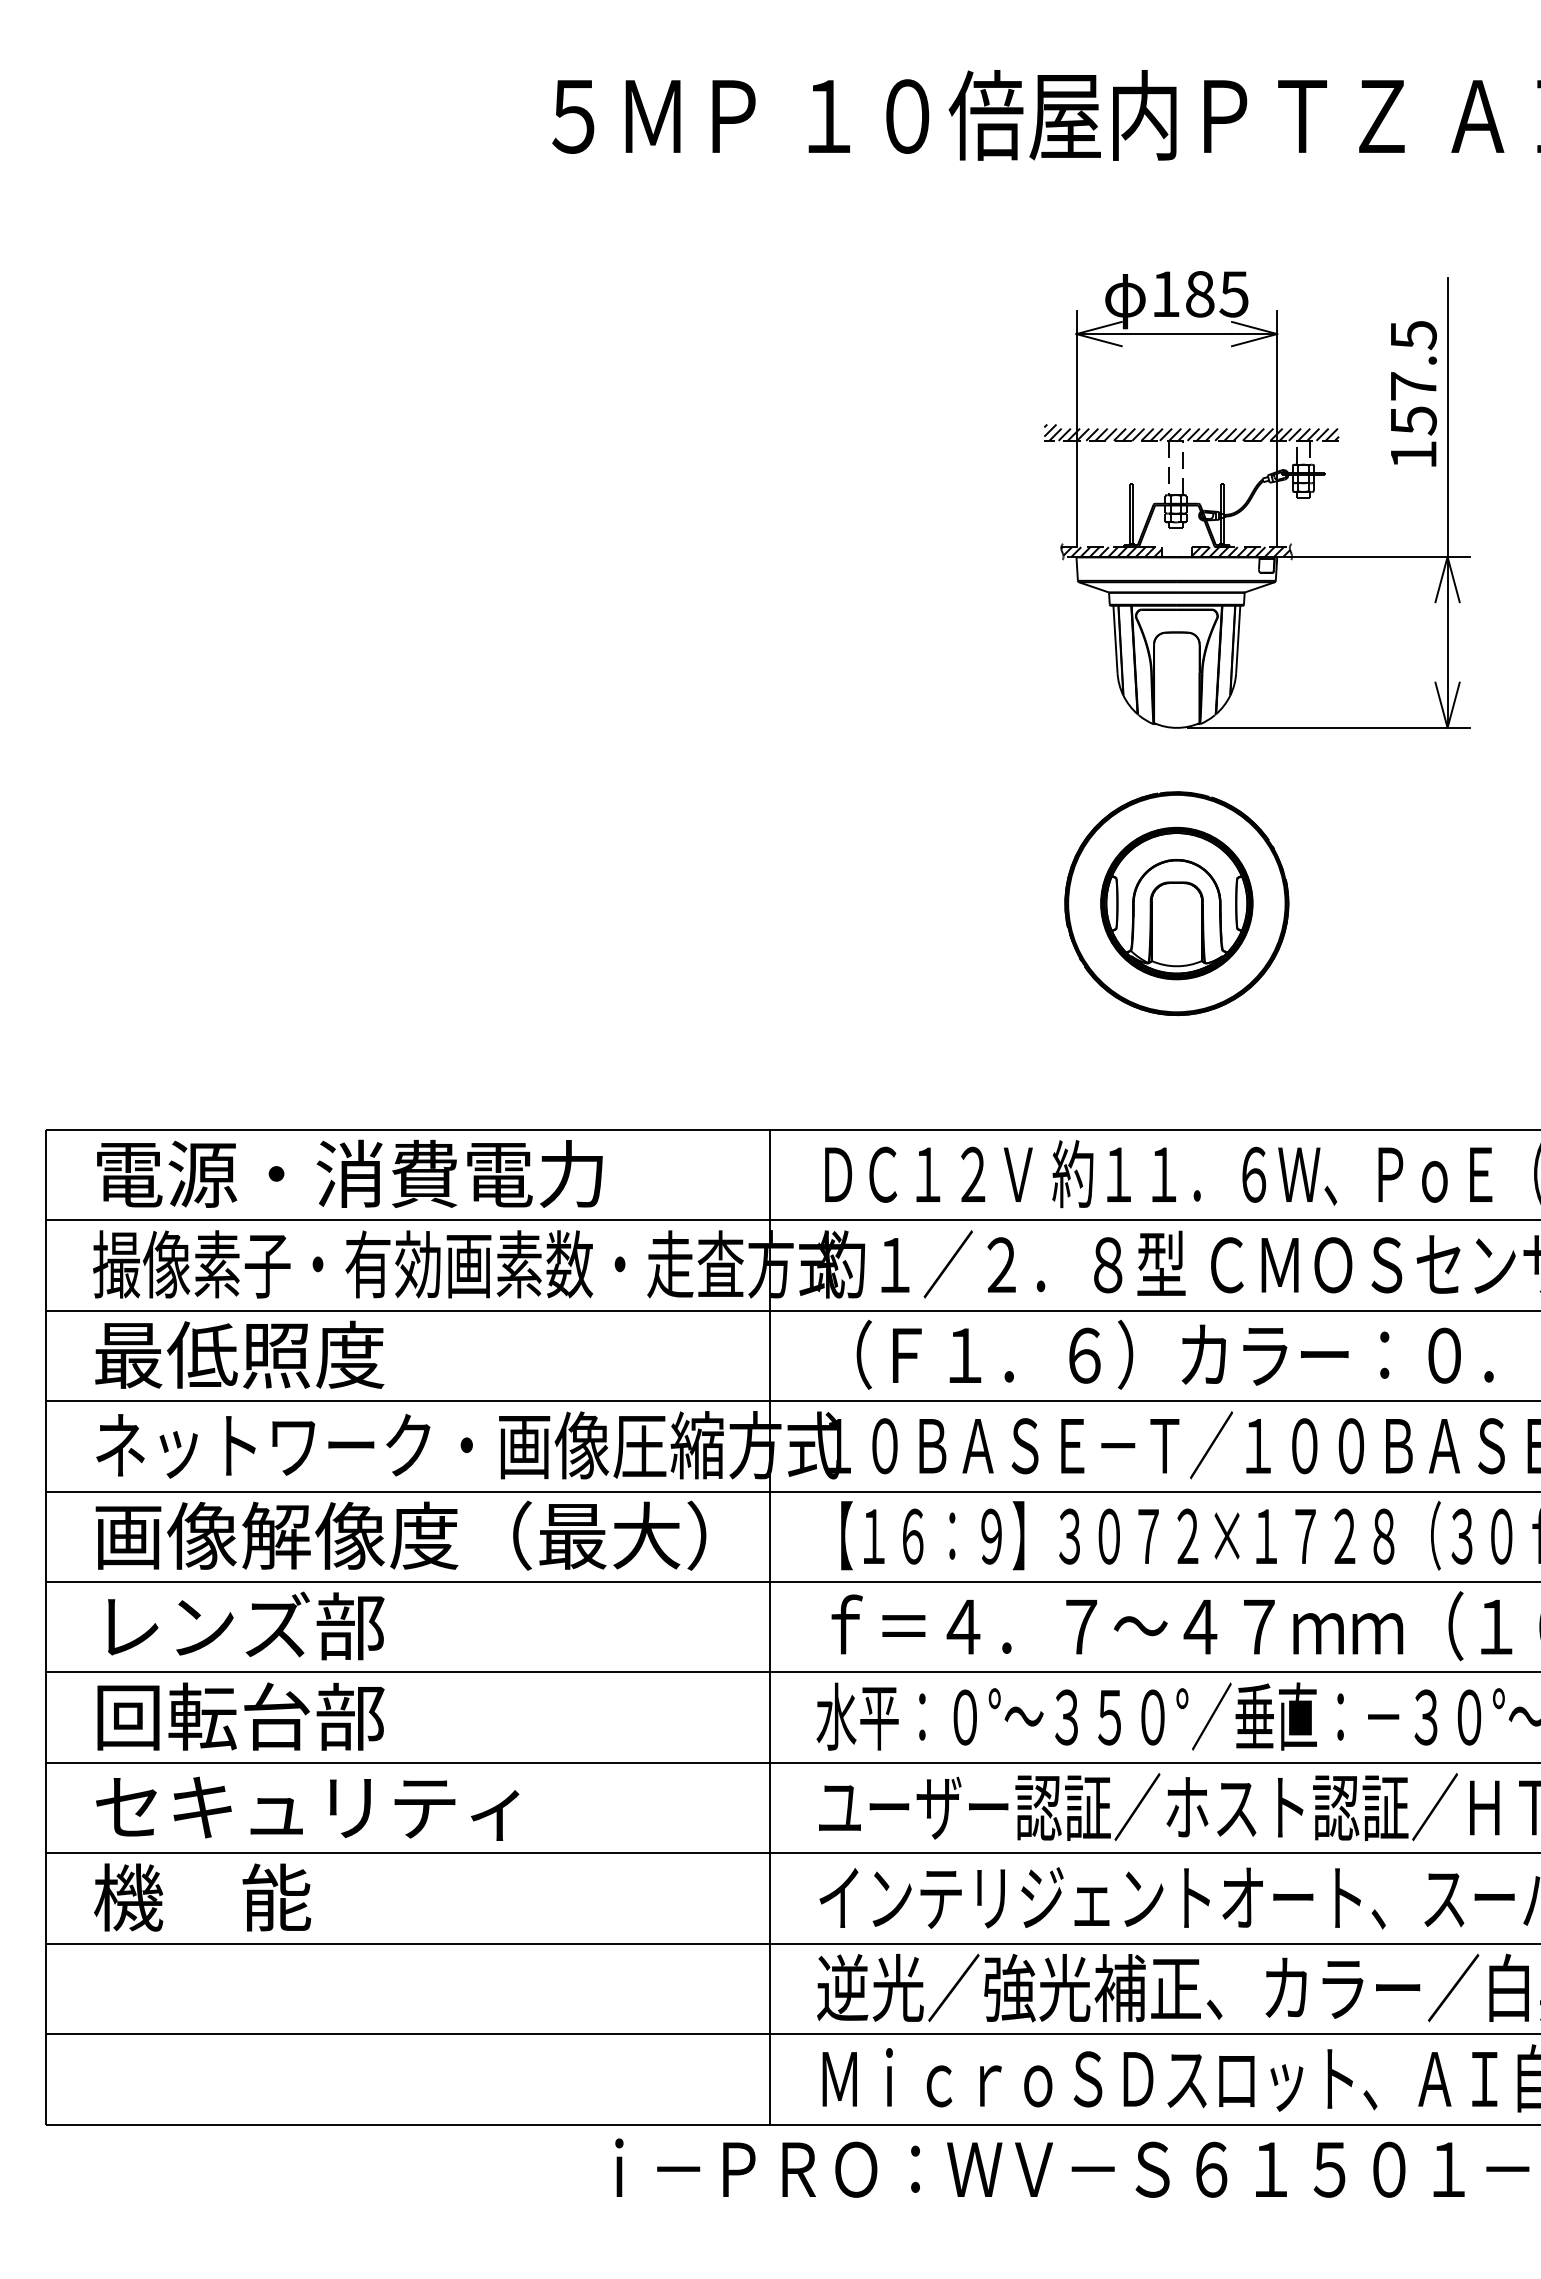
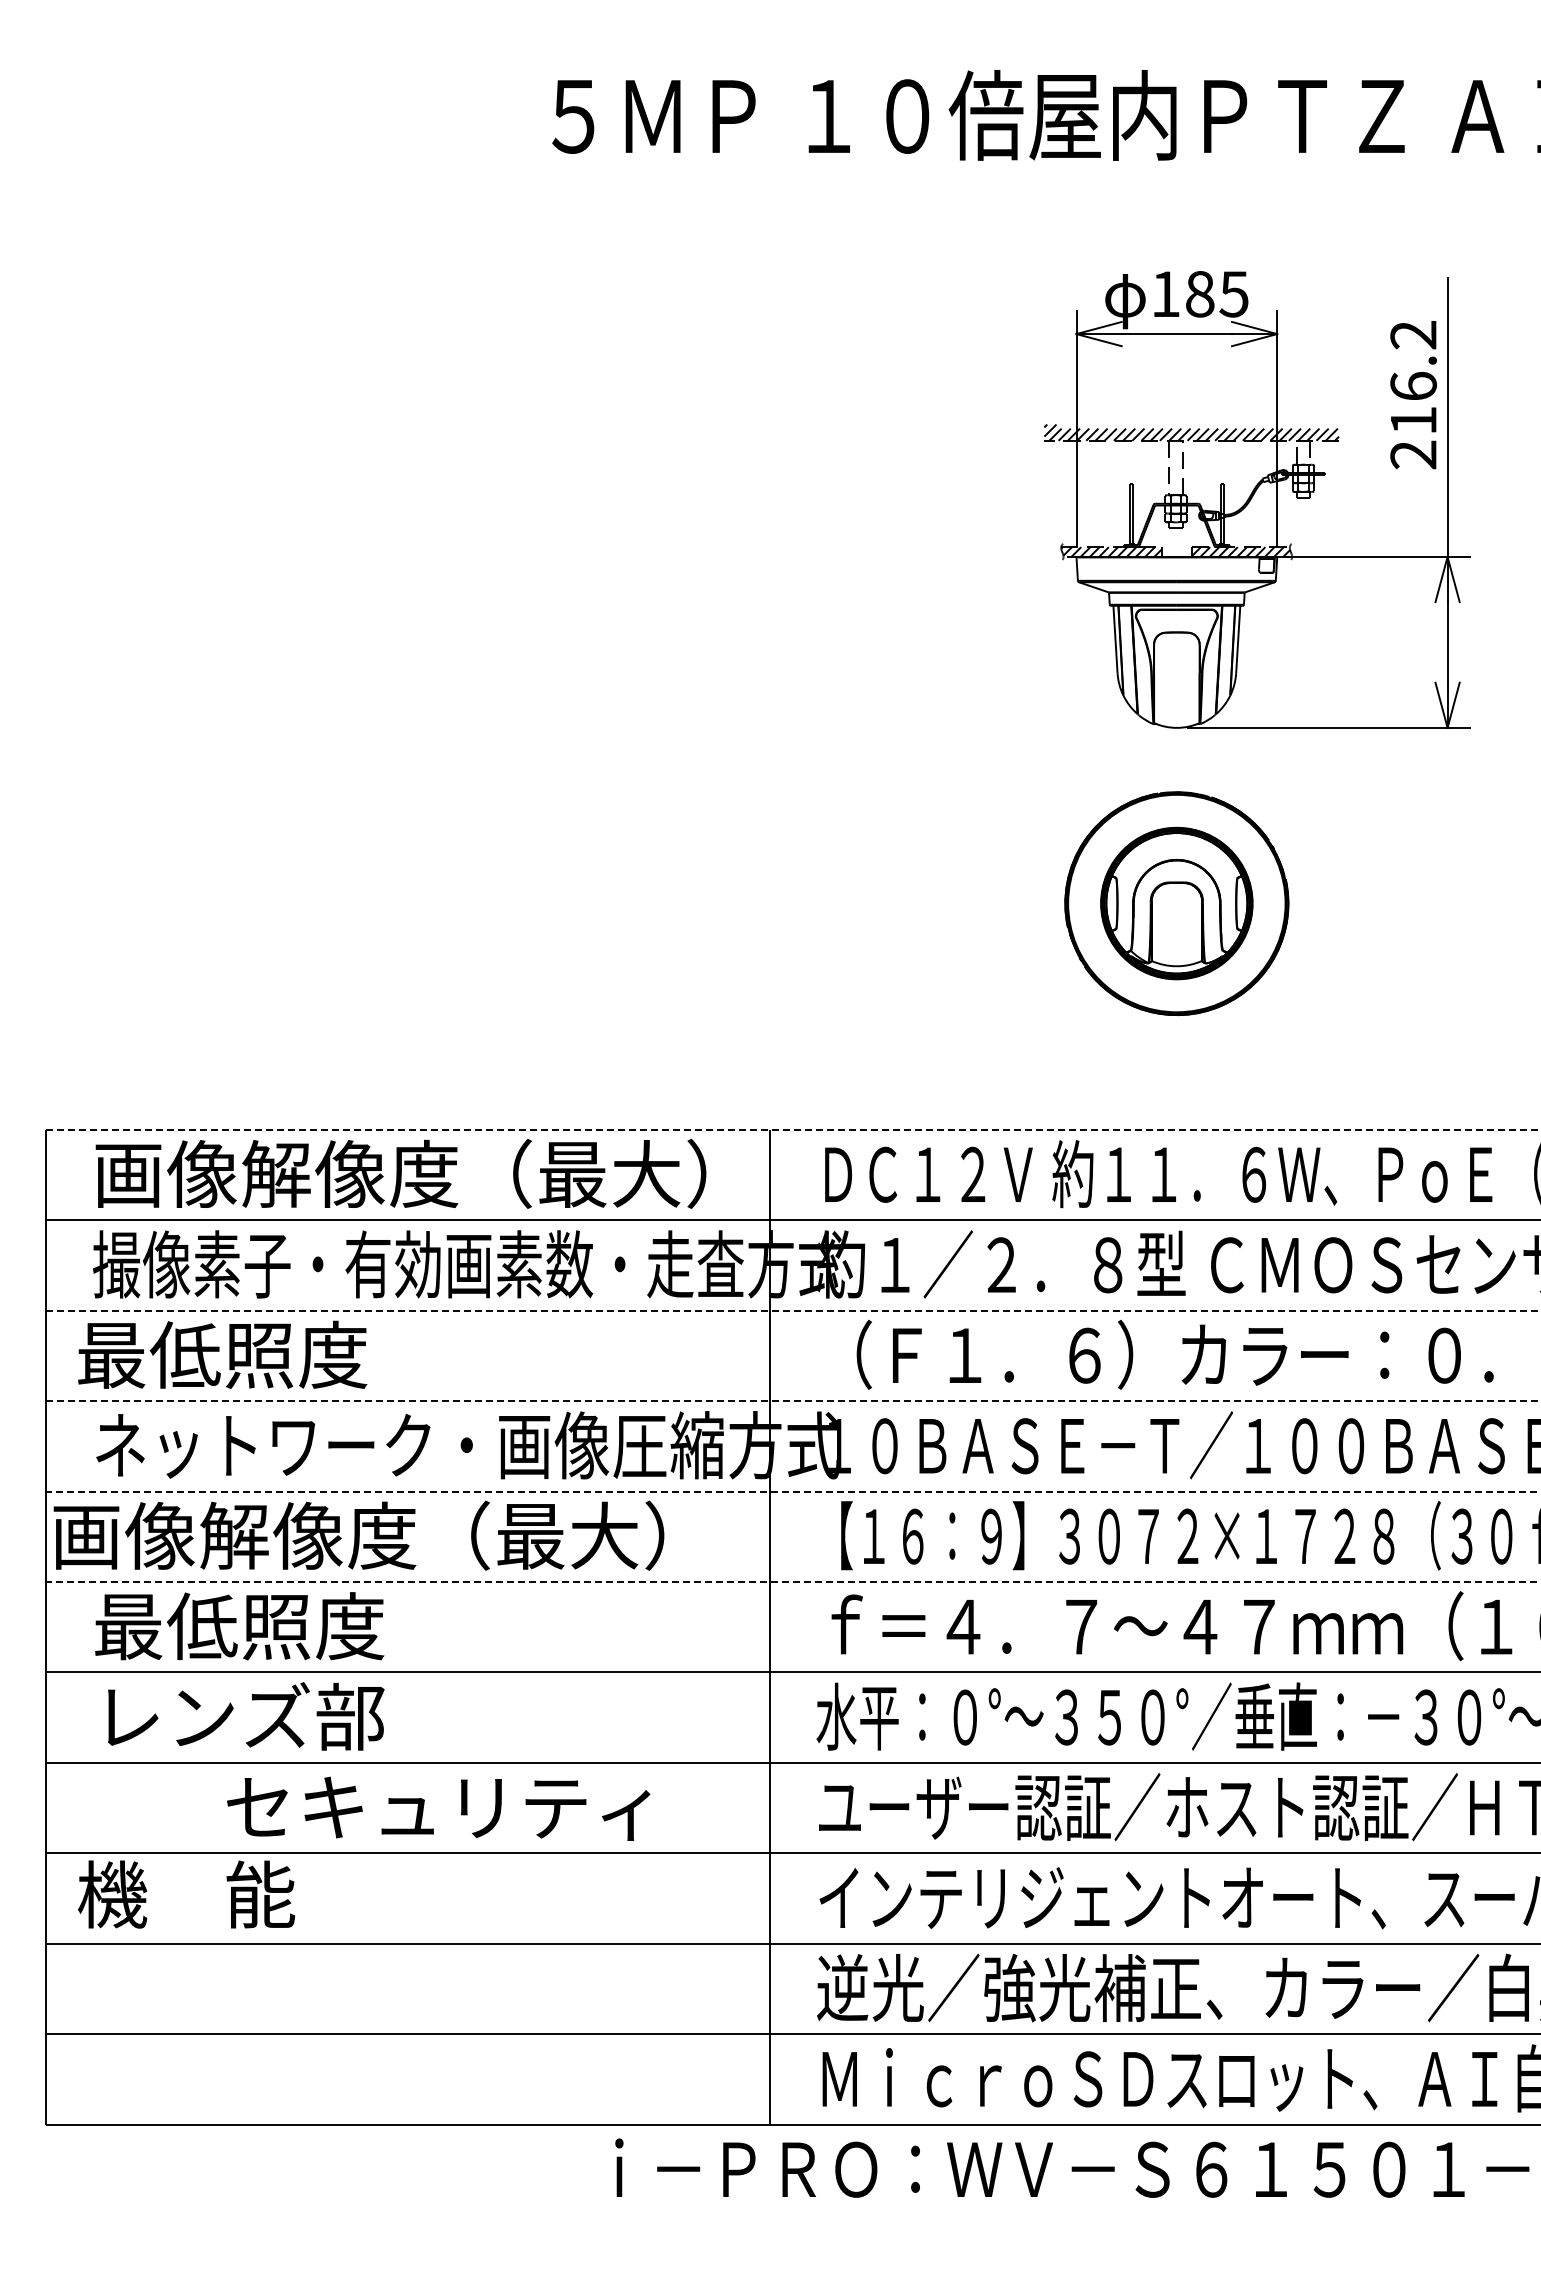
text: 157.5 -> 216.2 (1413, 395)
line: solid -> dashed (793, 1129)
text: 電源・消費電力 -> 画像解像度（最大） (400, 1173)
line: solid -> dashed (793, 1310)
text position: (239, 1354) -> (222, 1354) (222, 1354)
line: solid -> dashed (793, 1401)
line: solid -> dashed (792, 1491)
text position: (400, 1535) -> (358, 1535) (358, 1535)
line: solid -> dashed (792, 1581)
text: レンズ部 -> 最低照度 (239, 1625)
text: 回転台部 -> レンズ部 (203, 1716)
text position: (307, 1808) -> (438, 1808) (438, 1808)
text position: (202, 1897) -> (186, 1894) (186, 1894)
